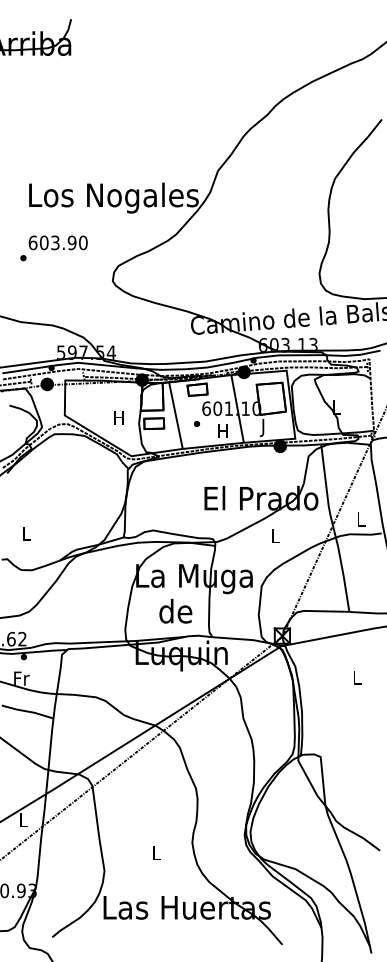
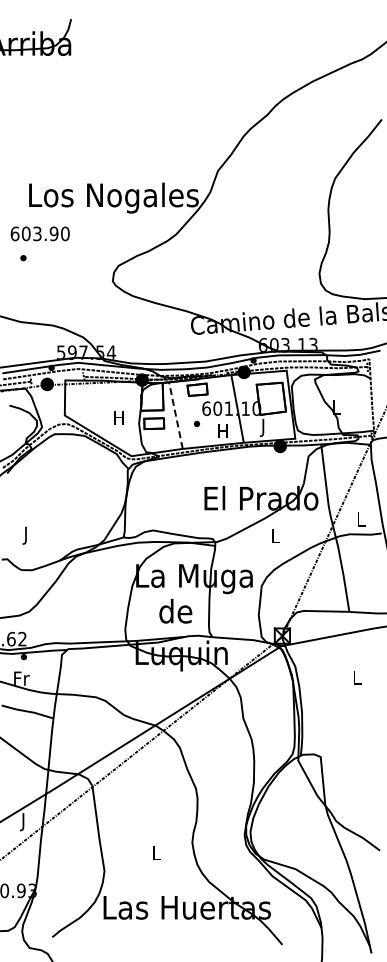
text position: (57, 242) -> (39, 233) (39, 233)
line: solid -> dashed (175, 415)
text: L -> J (26, 535)
text: L -> J (23, 822)
